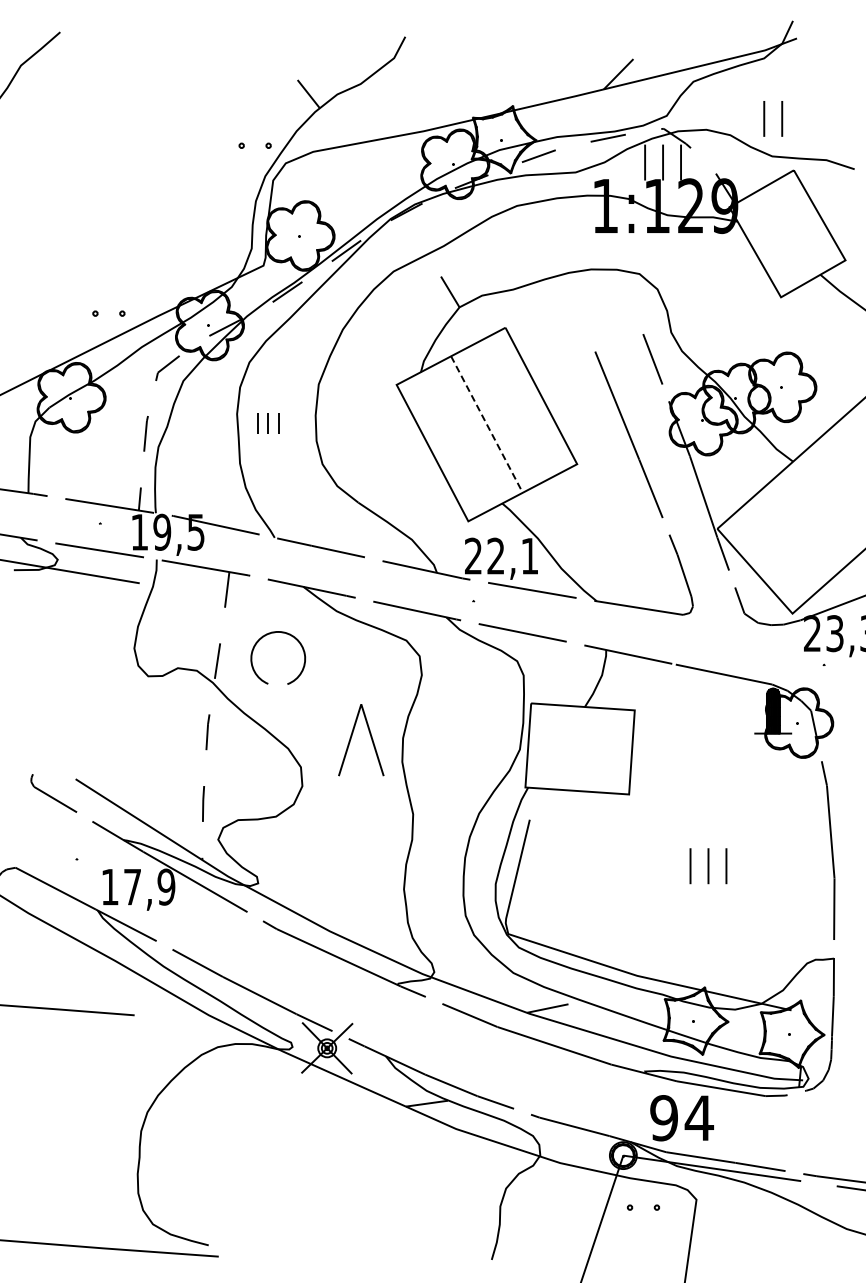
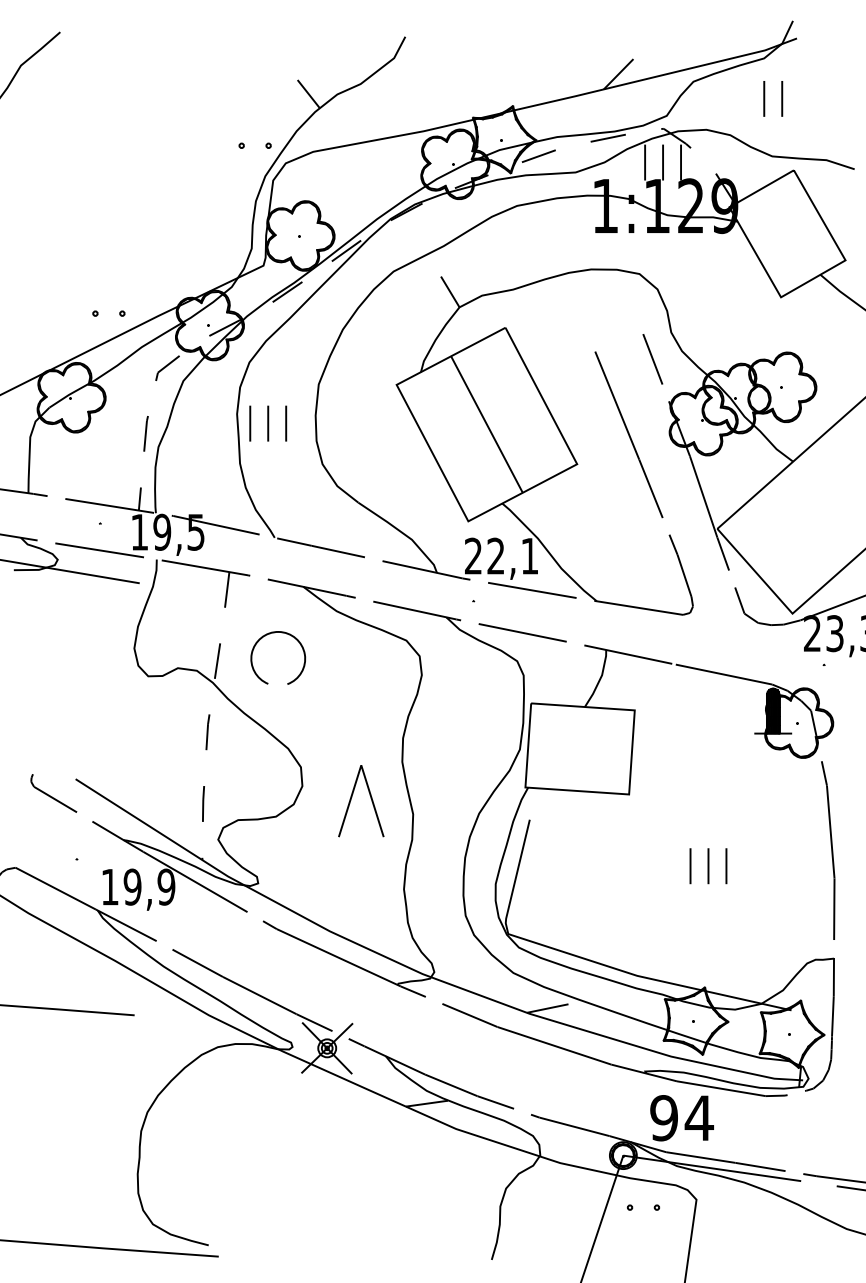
part position: (765, 118) -> (765, 98) (765, 98)
part size: 23x21 px -> 39x37 px (268, 423)
line: dashed -> solid (487, 425)
part position: (370, 737) -> (370, 798) (370, 798)
text: 17,9 -> 19,9 (132, 886)
